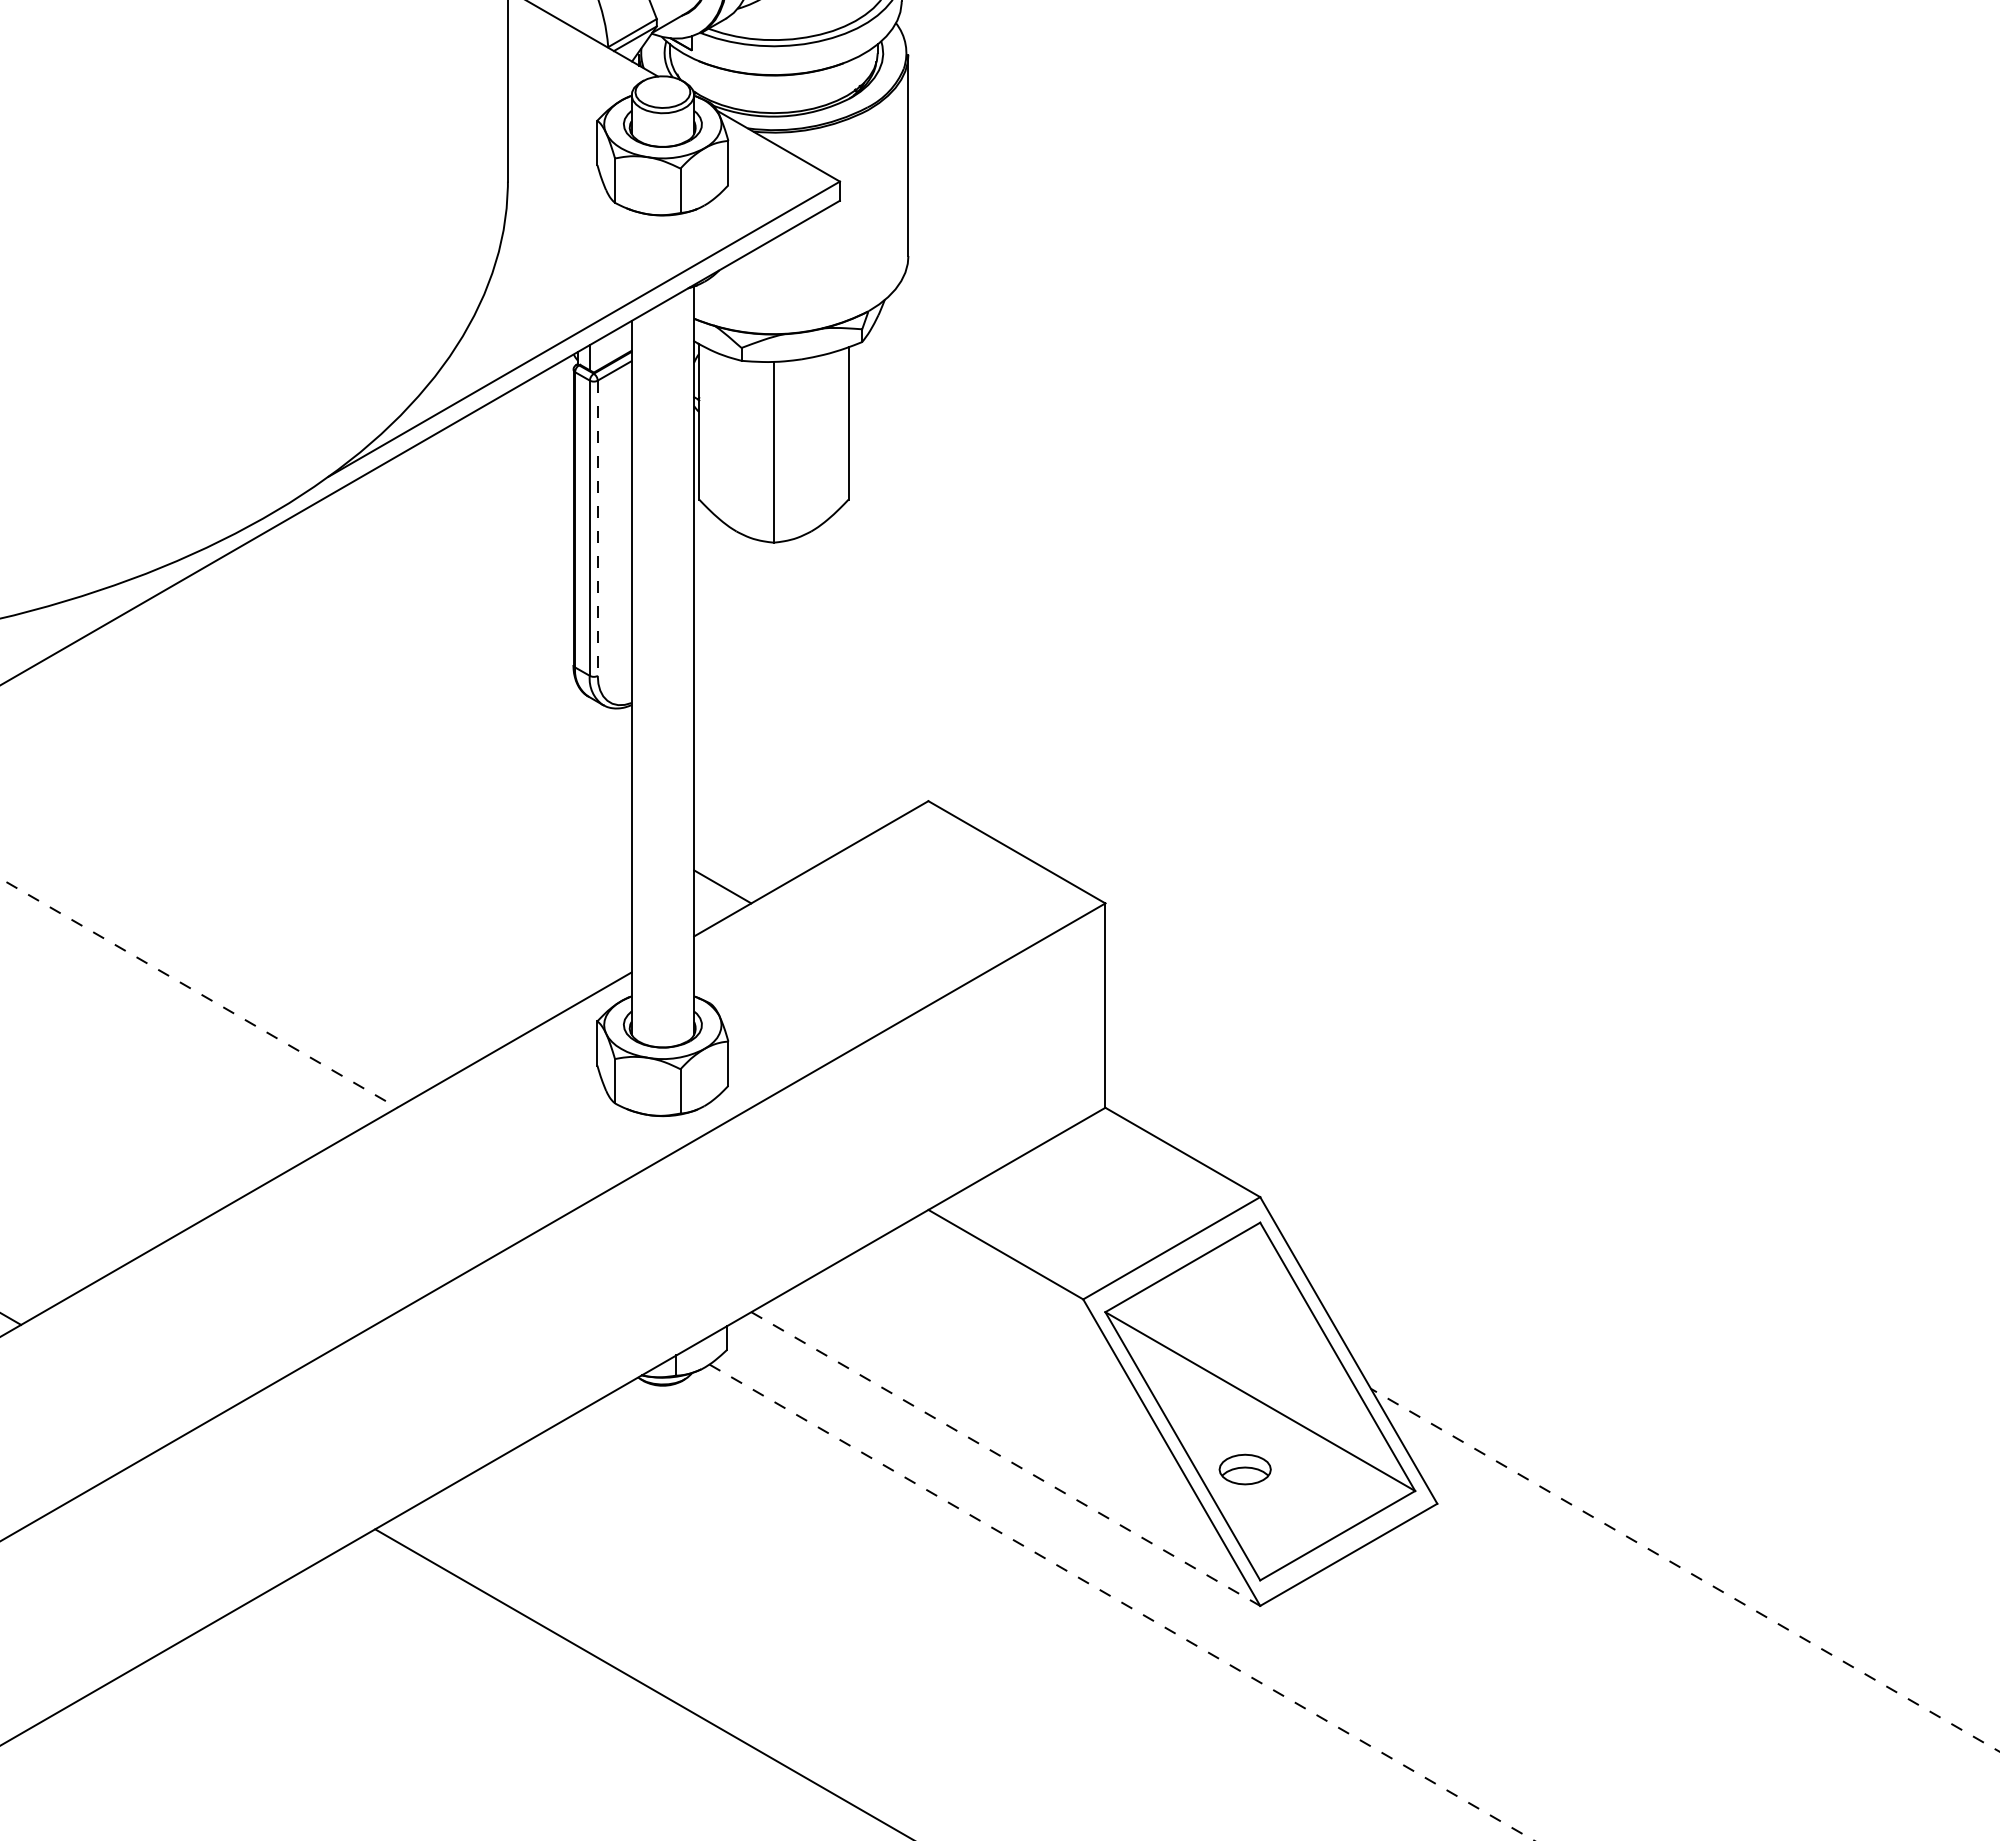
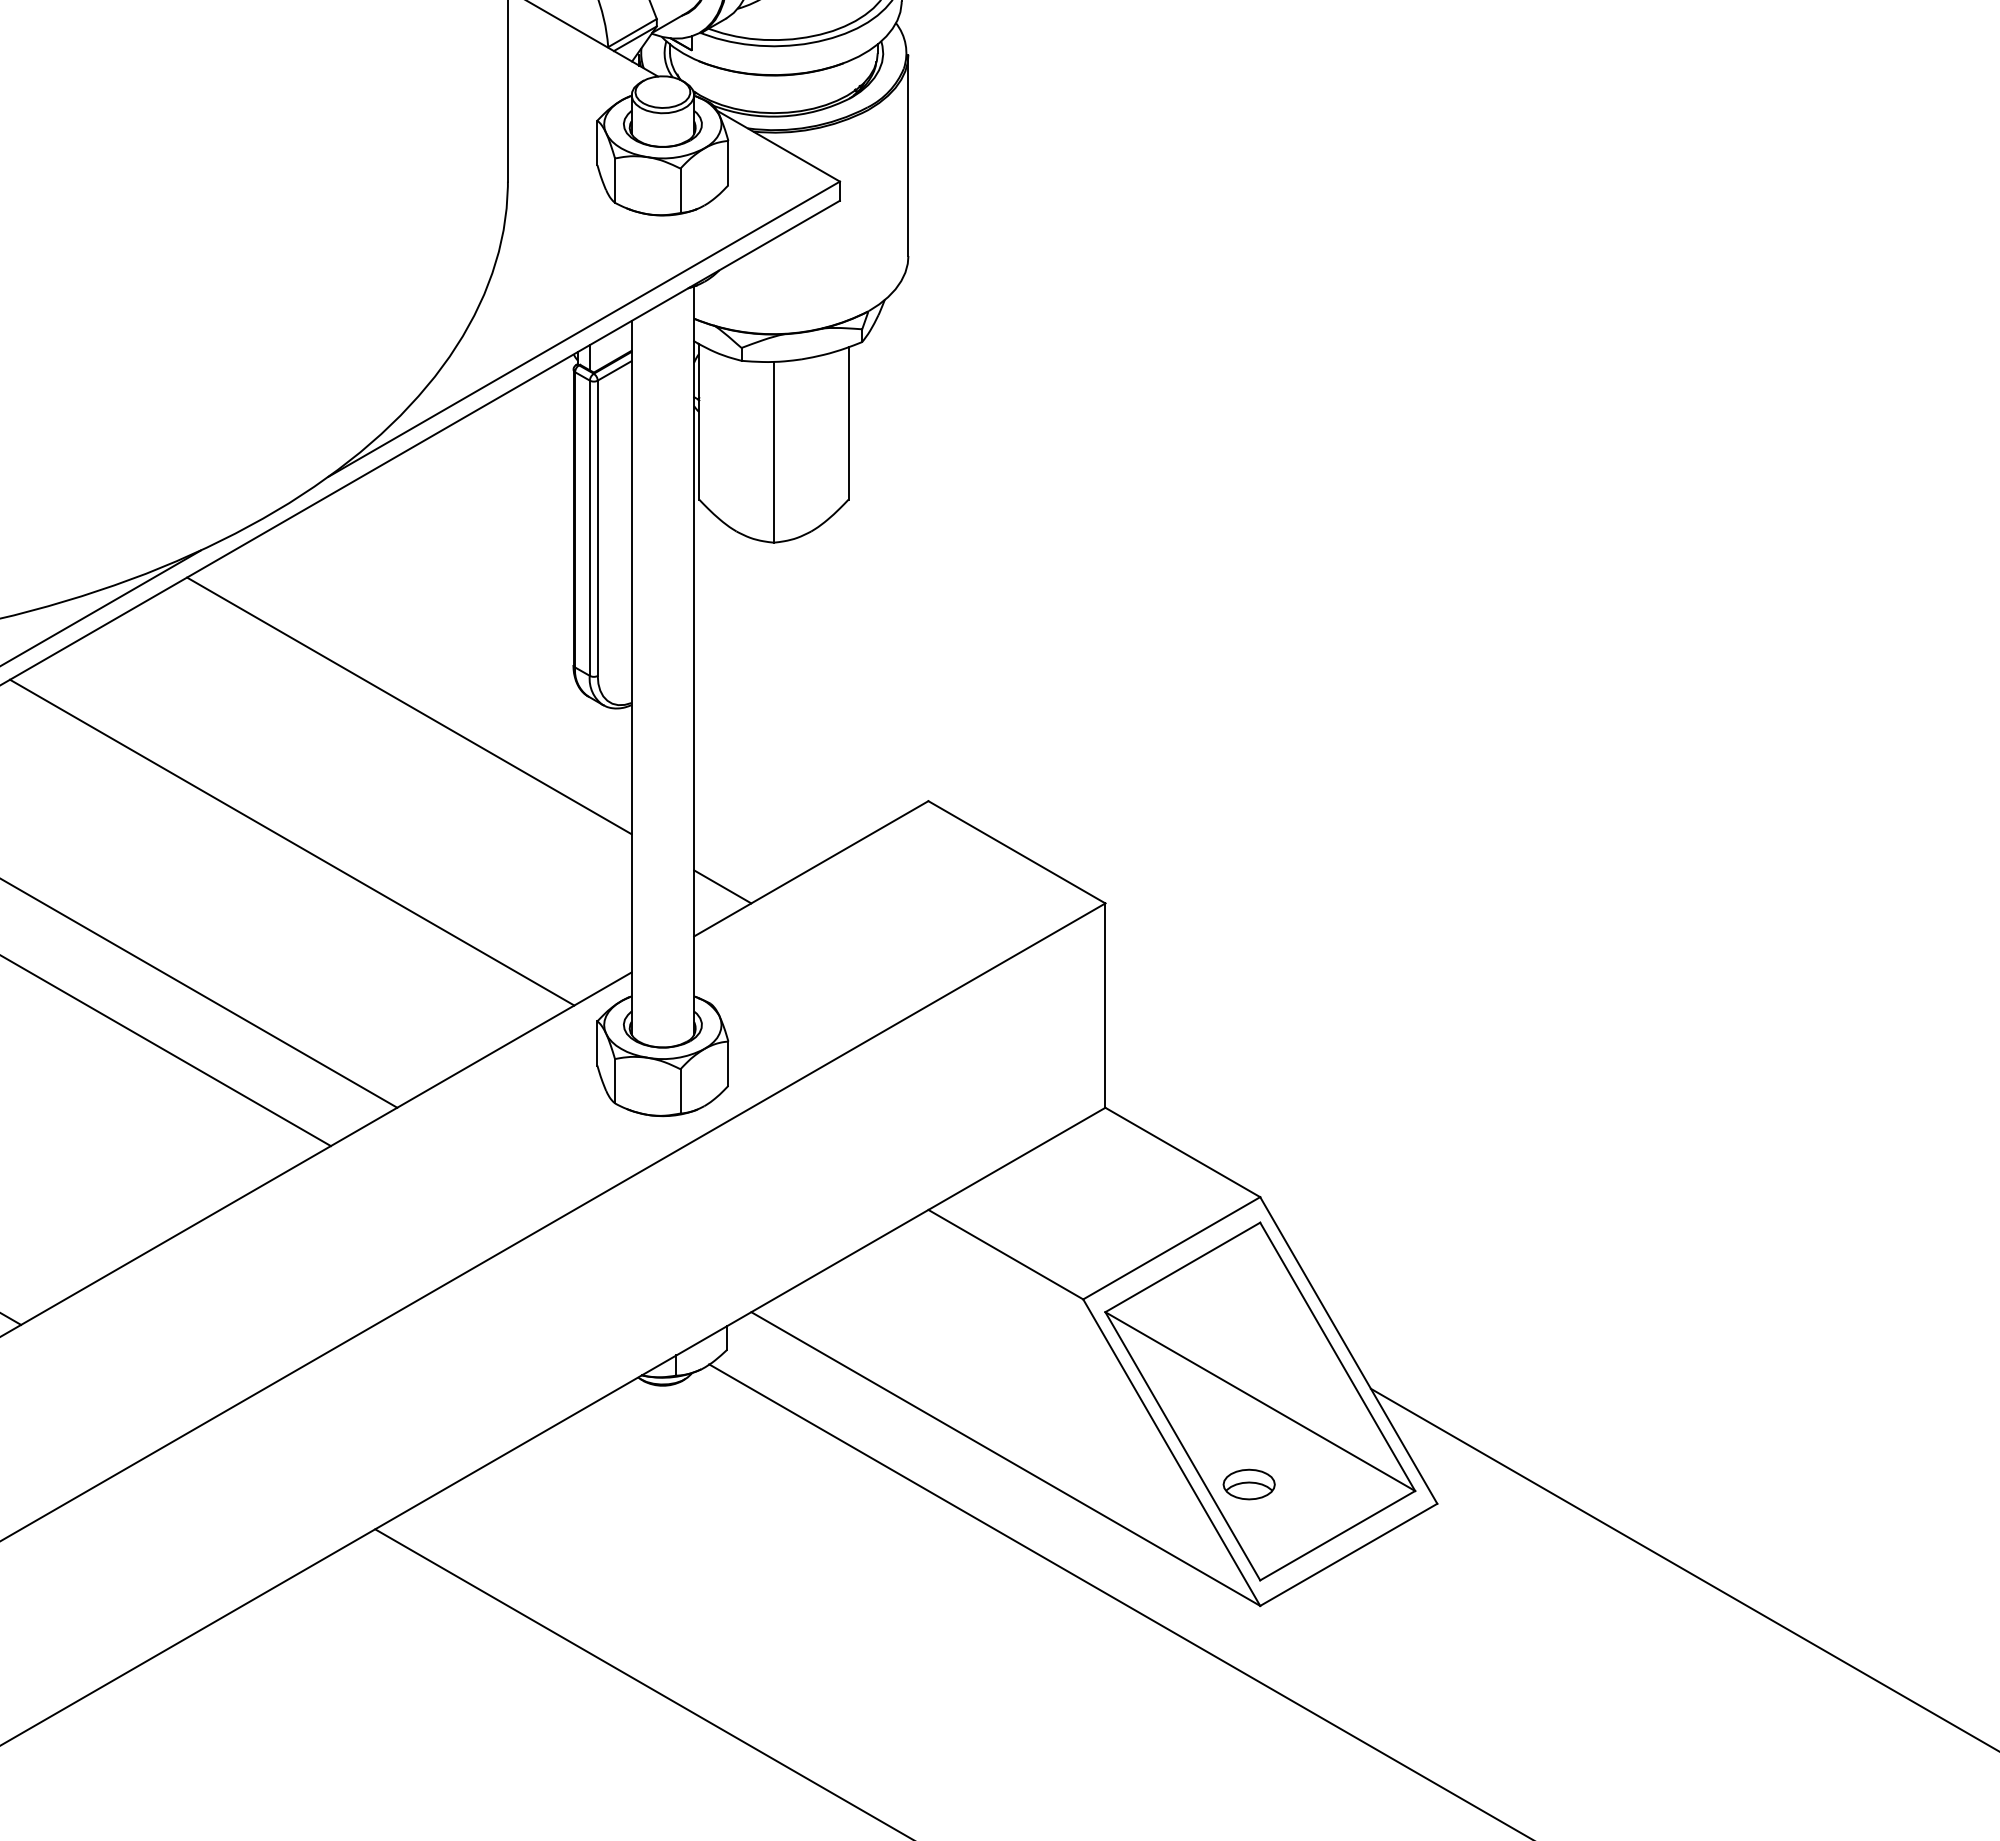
line: dashed -> solid (597, 528)
line: none -> present (101, 607)
line: none -> present (409, 705)
line: none -> present (292, 842)
line: dashed -> solid (199, 993)
line: none -> present (166, 1051)
line: dashed -> solid (1005, 1459)
part position: (1244, 1469) -> (1248, 1484) (1248, 1484)
line: dashed -> solid (1685, 1570)
line: dashed -> solid (1121, 1602)
